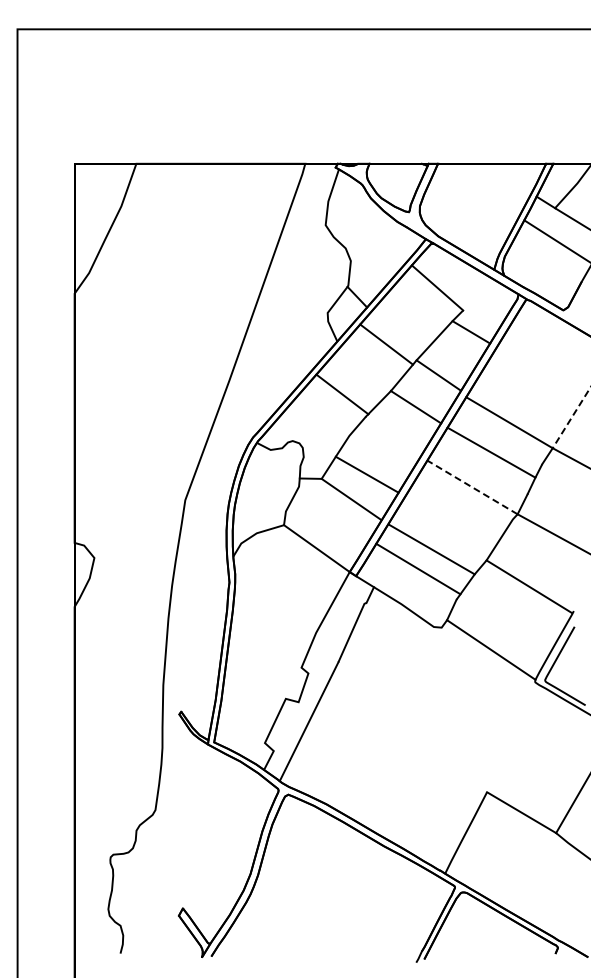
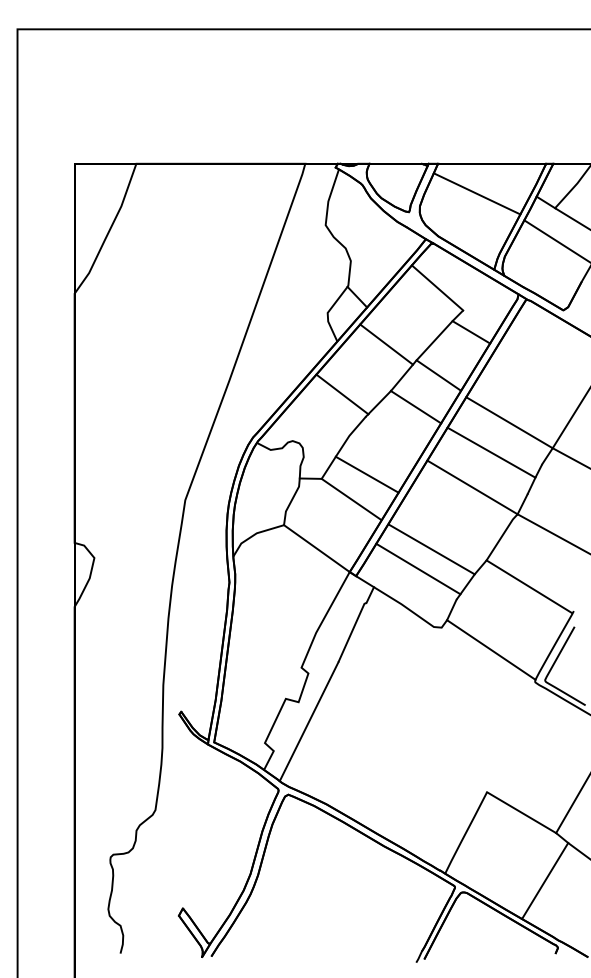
line: none -> present (476, 193)
line: dashed -> solid (571, 417)
line: dashed -> solid (472, 487)
line: none -> present (545, 881)
